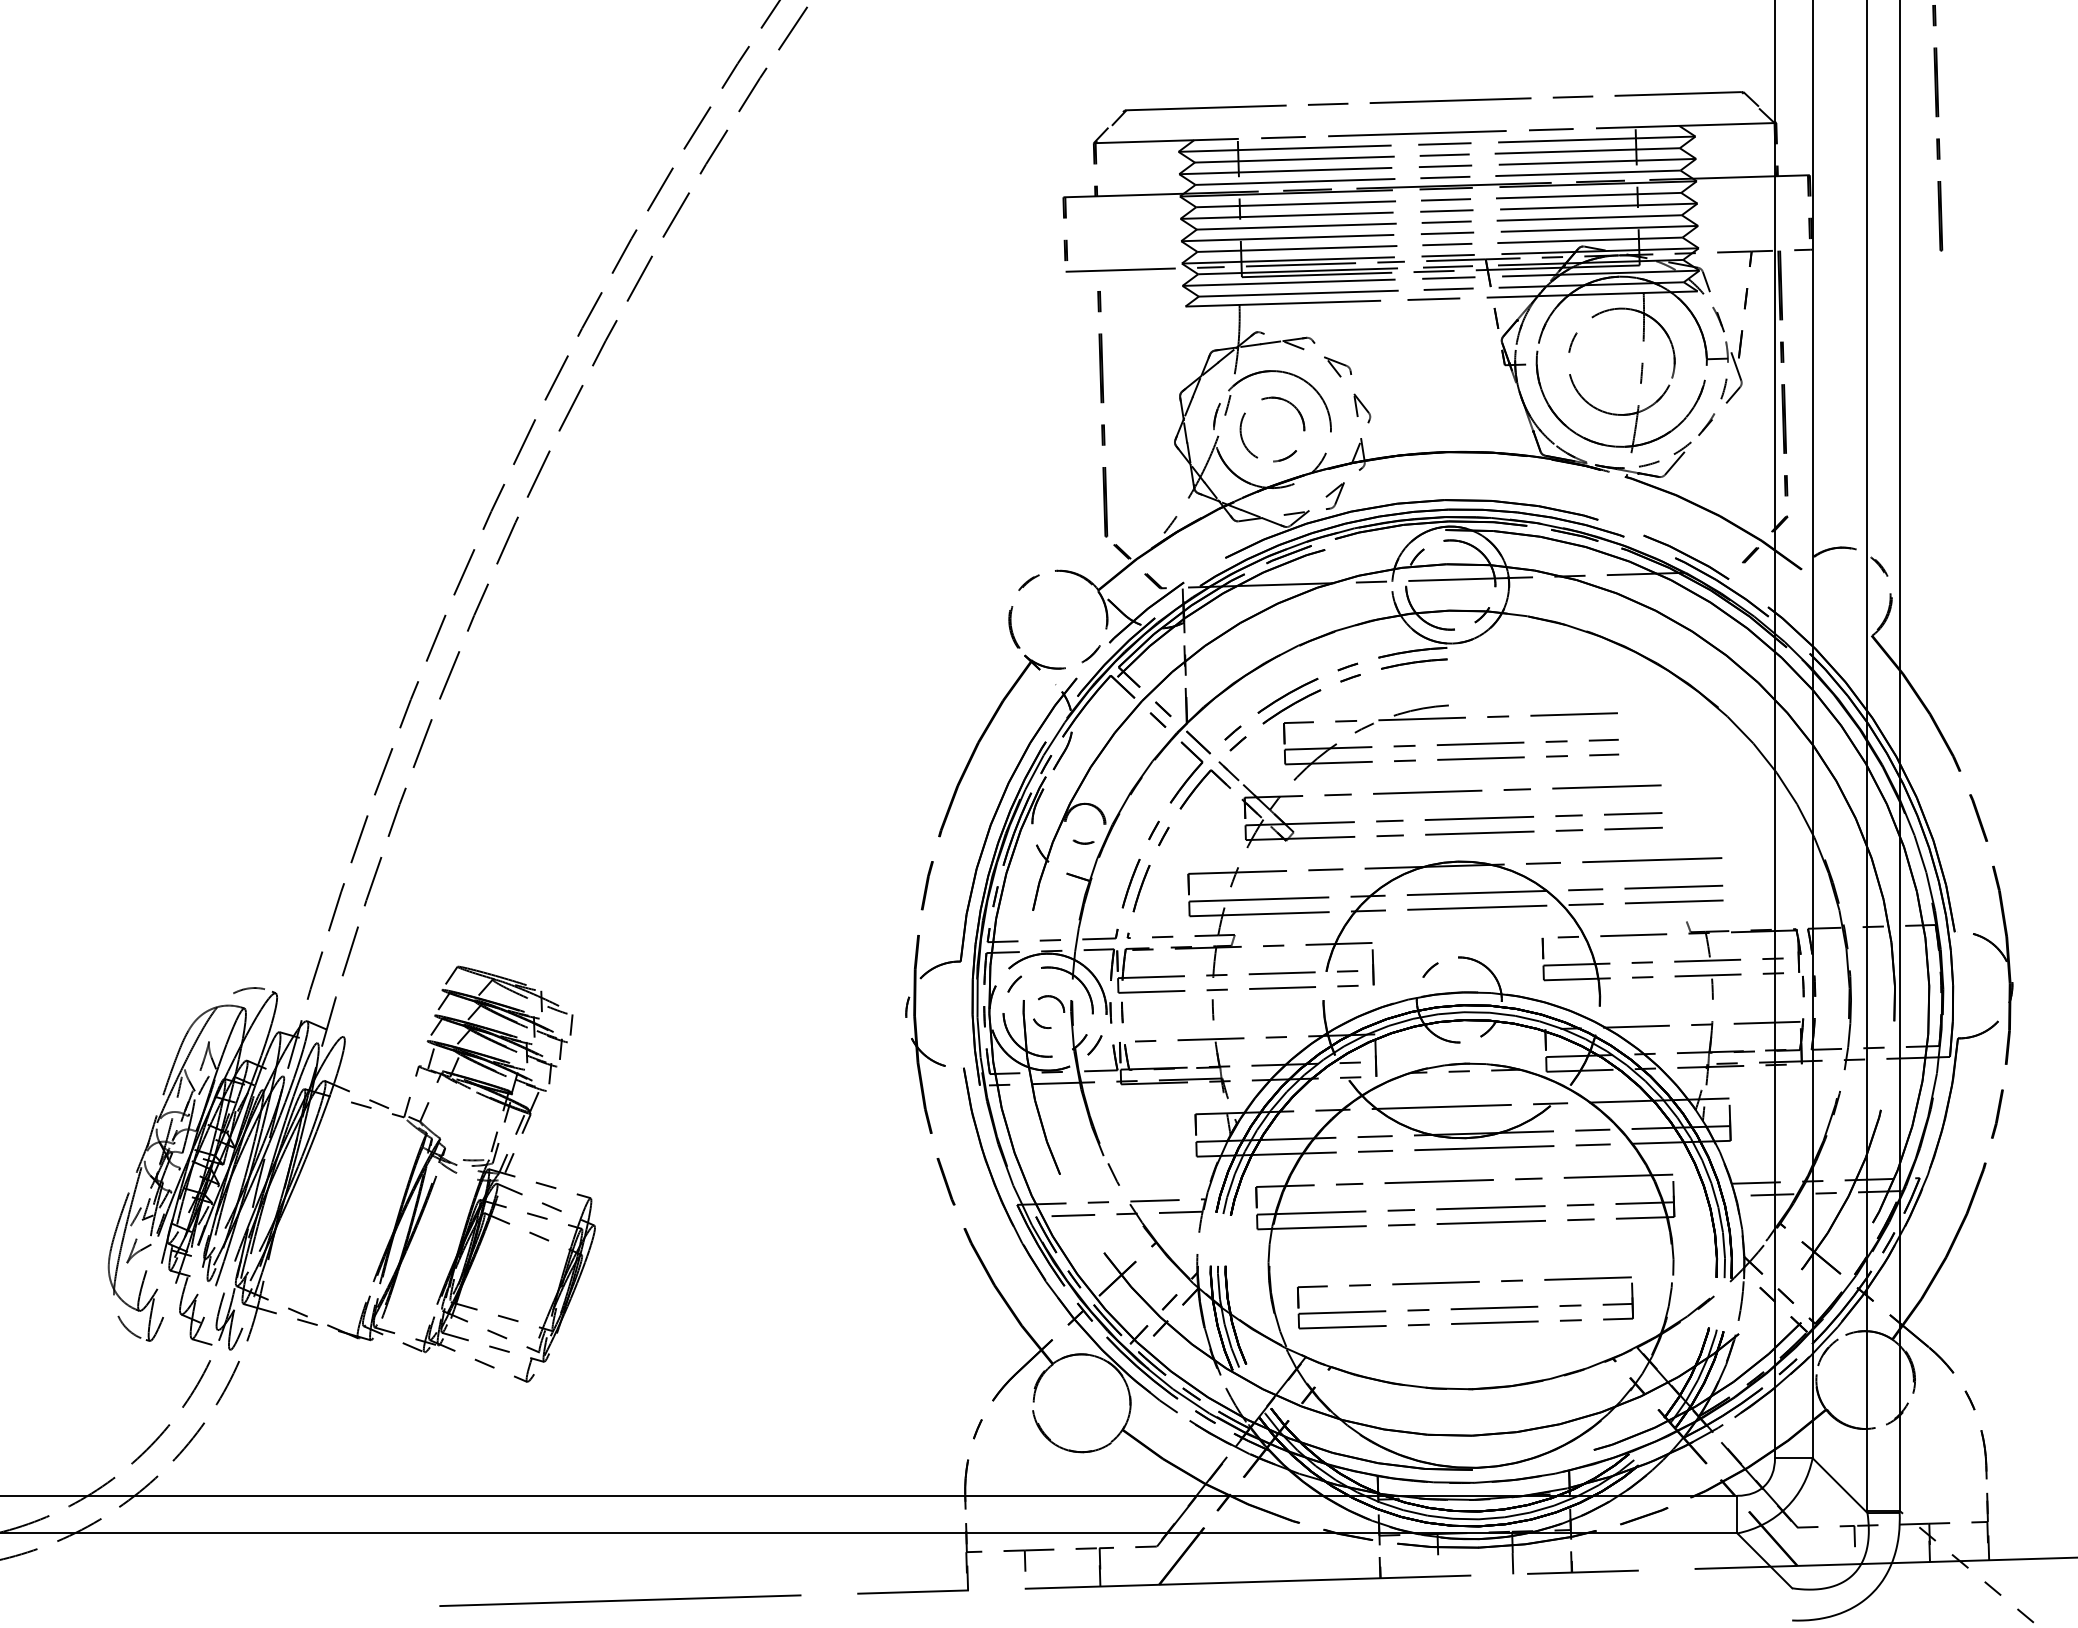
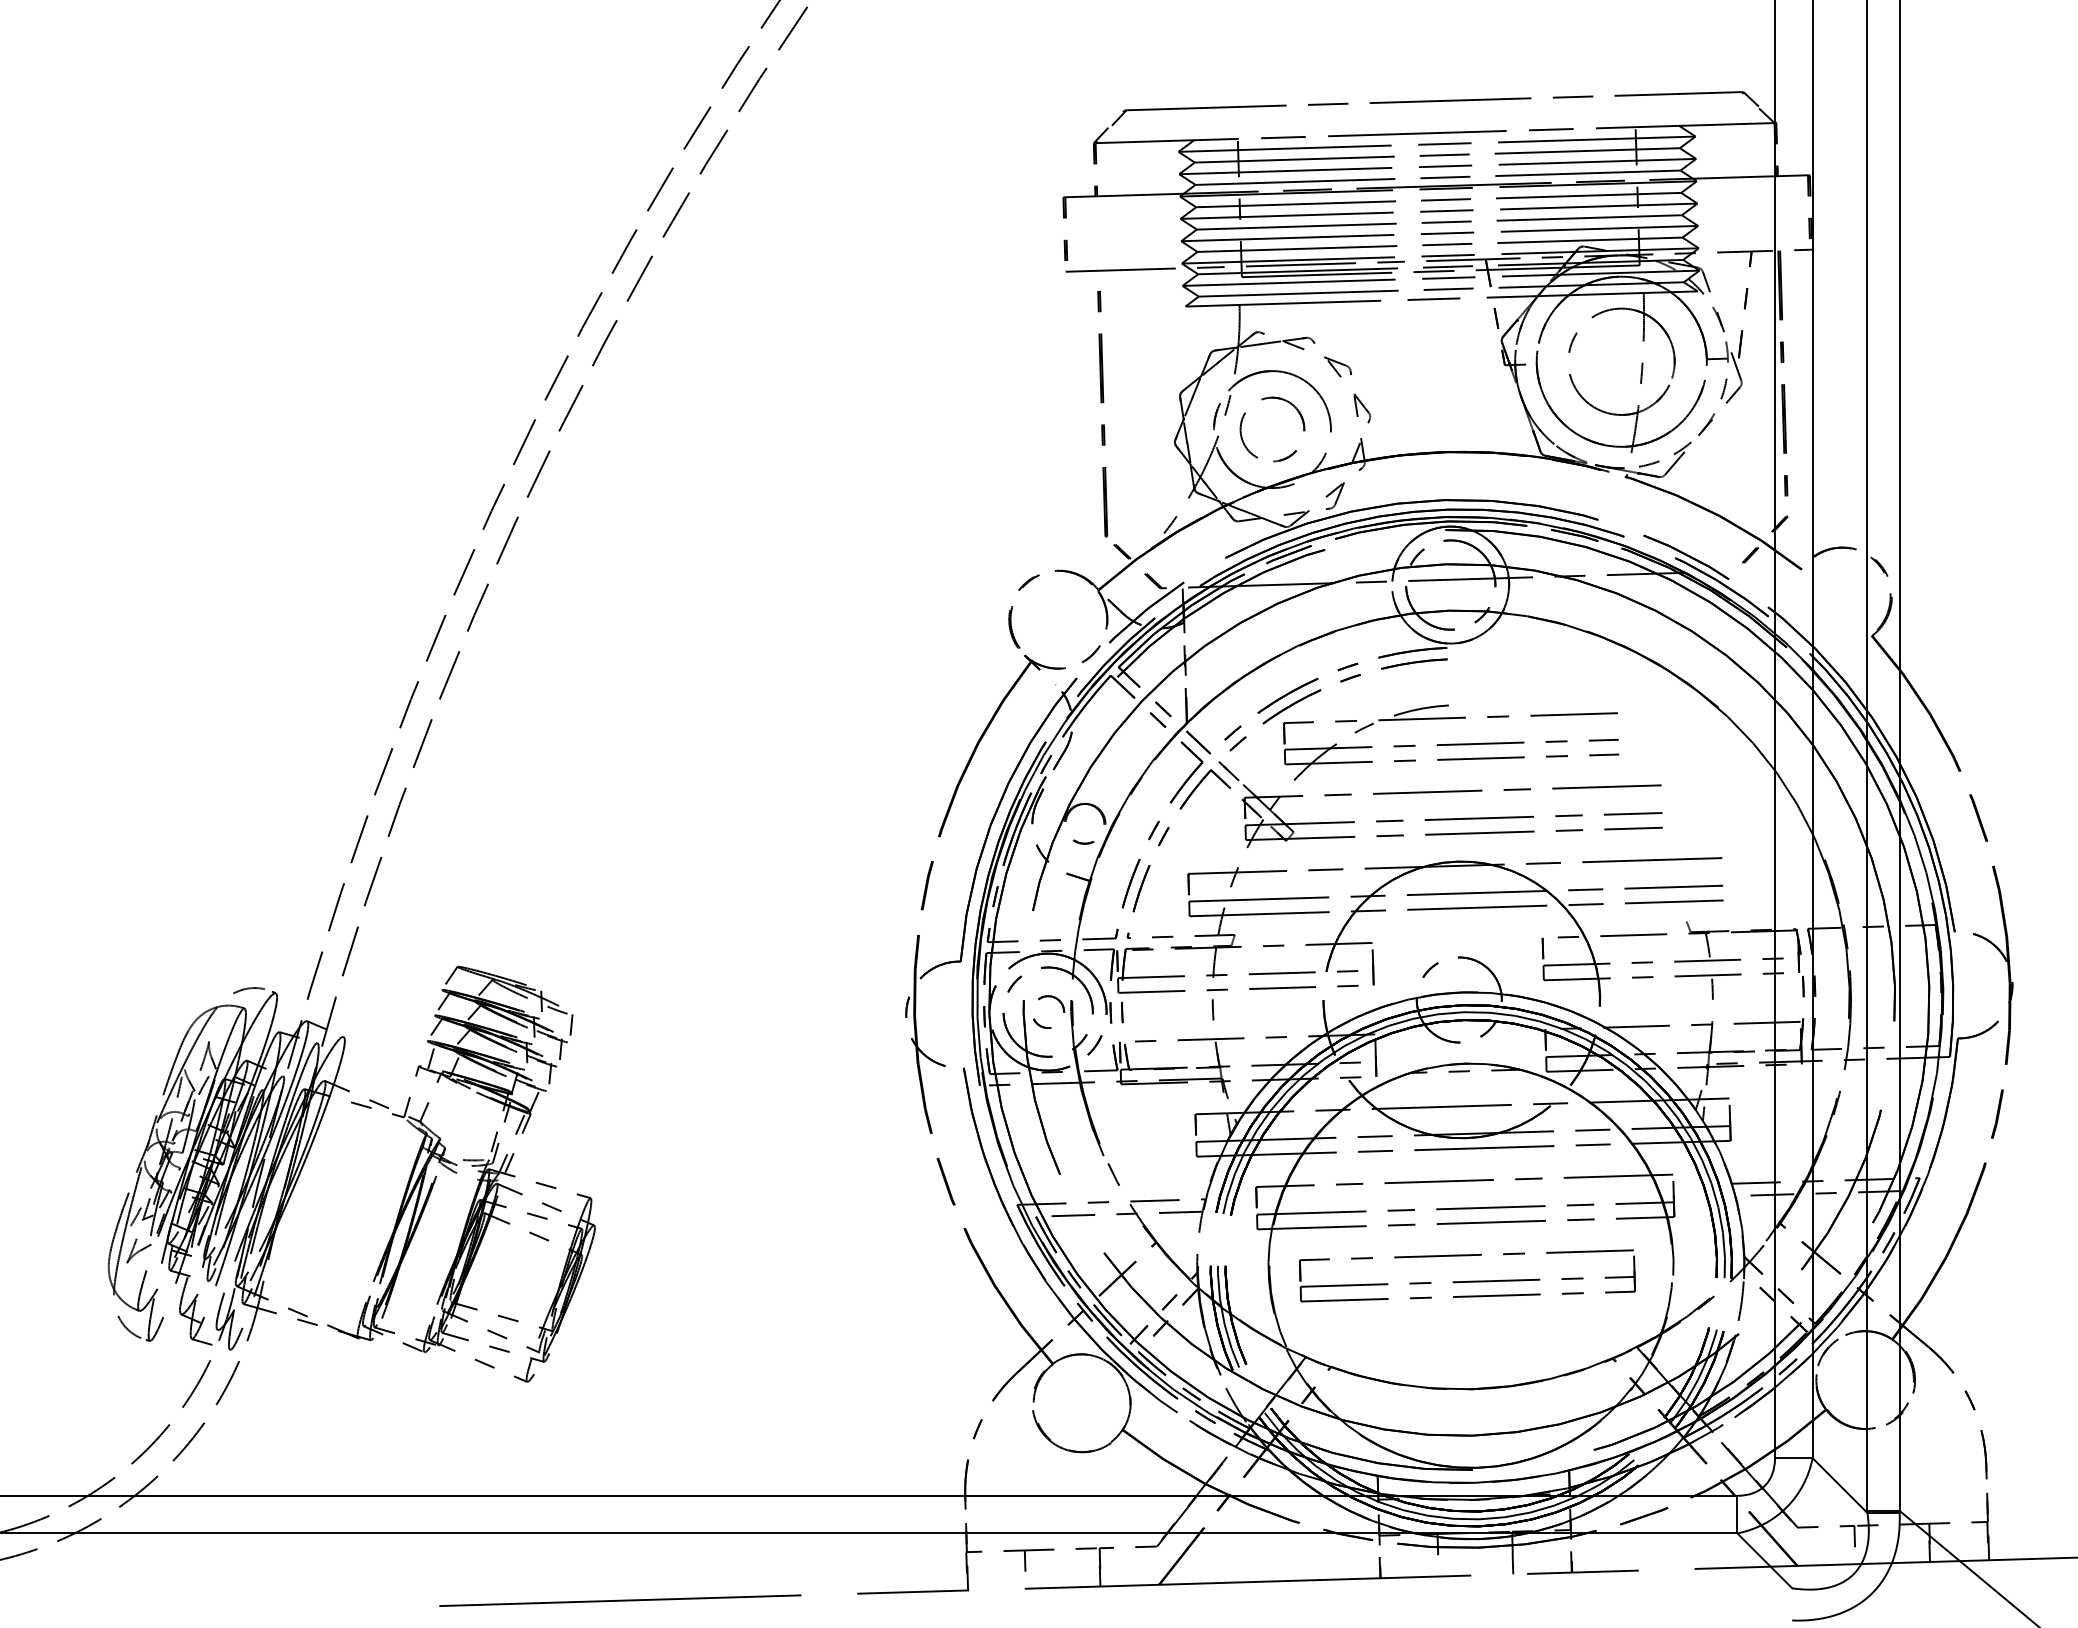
line: present -> none (1937, 138)
part position: (1465, 1302) -> (1467, 1275) (1467, 1275)
line: dashed -> solid (1969, 1569)
